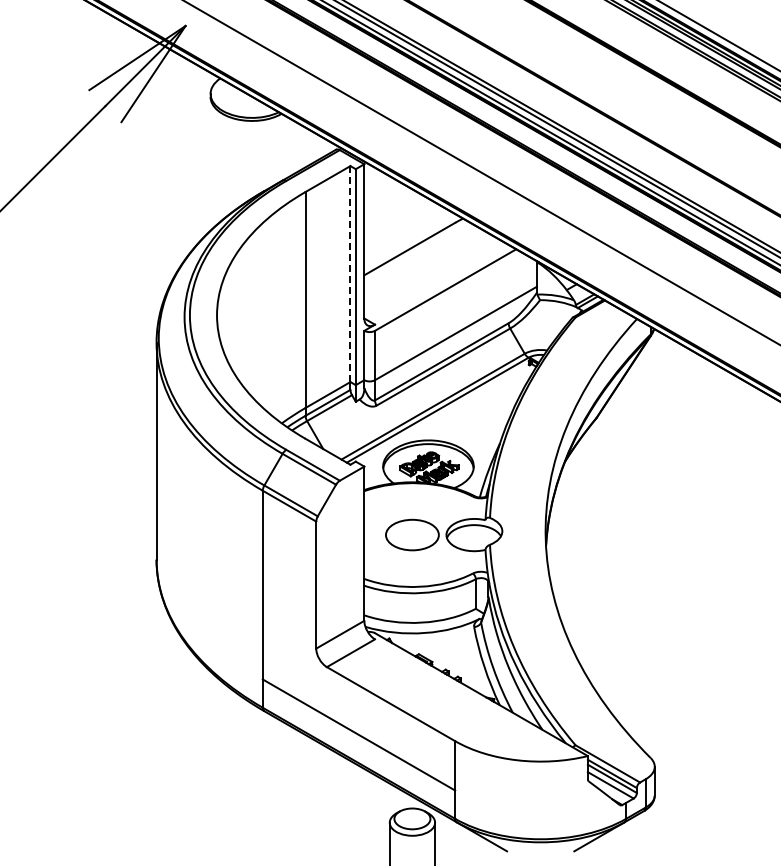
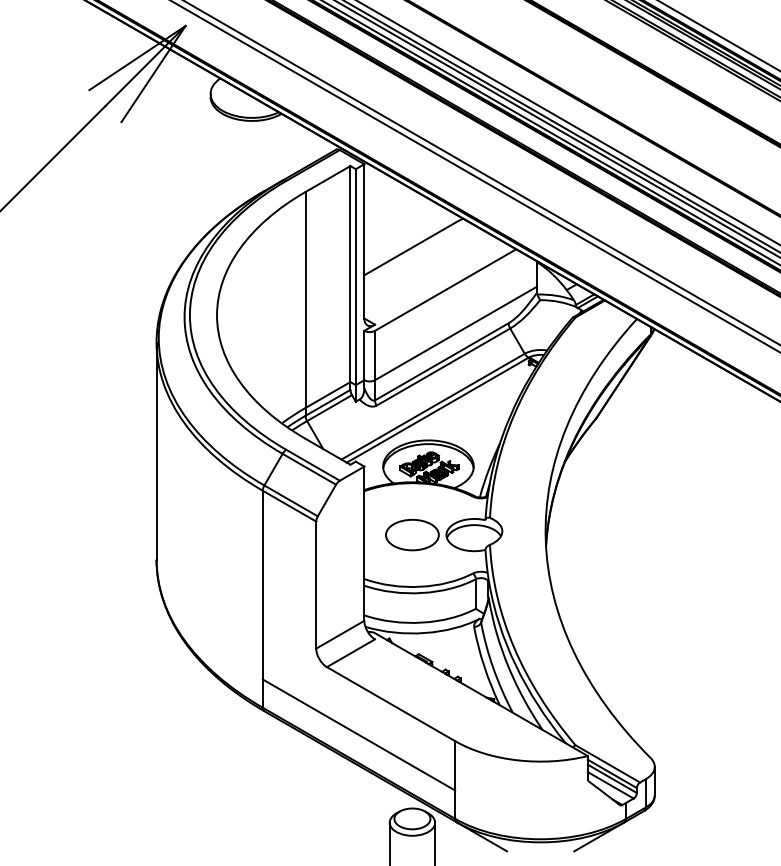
line: none -> present (568, 122)
line: none -> present (475, 176)
line: dashed -> solid (350, 274)
